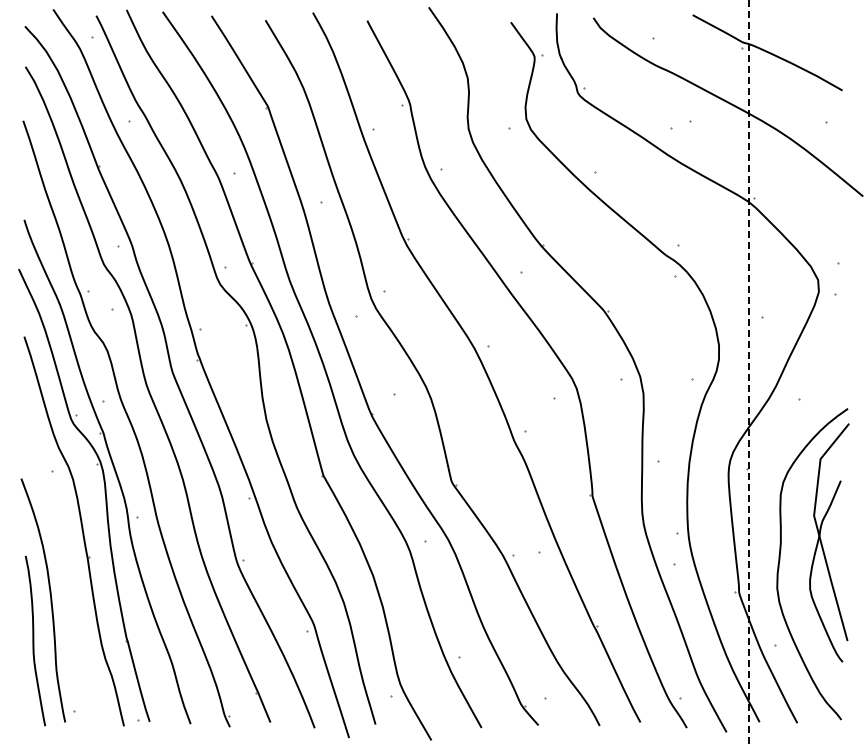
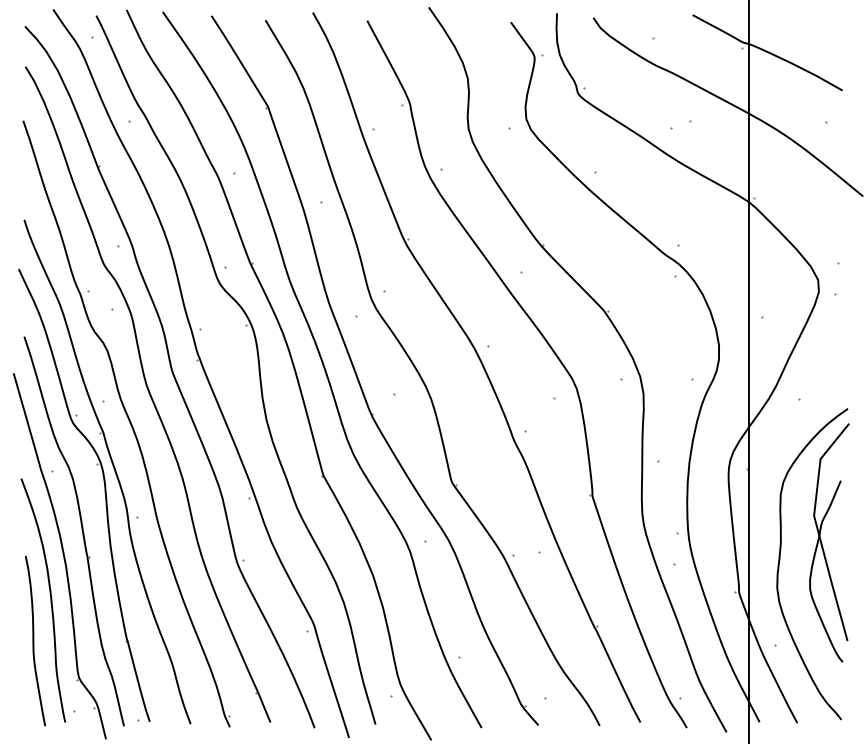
line: dashed -> solid (748, 372)
part: none -> present (59, 556)
